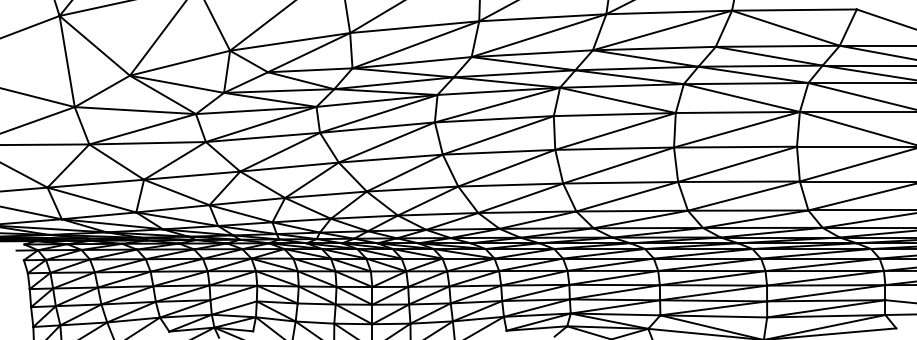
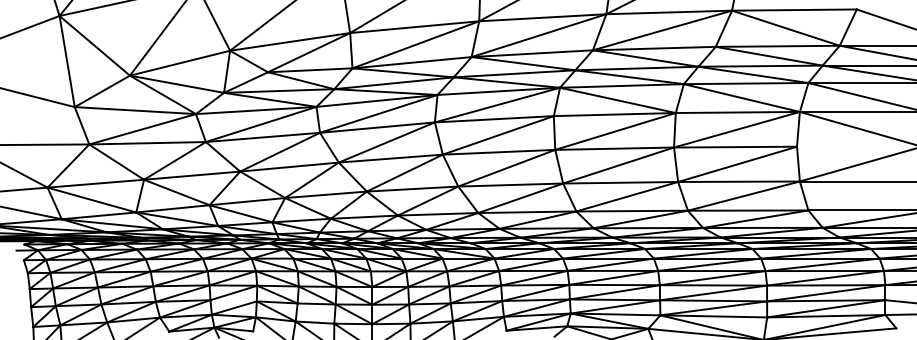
line: present -> none (38, 119)
line: present -> none (855, 146)
line: present -> none (860, 197)
